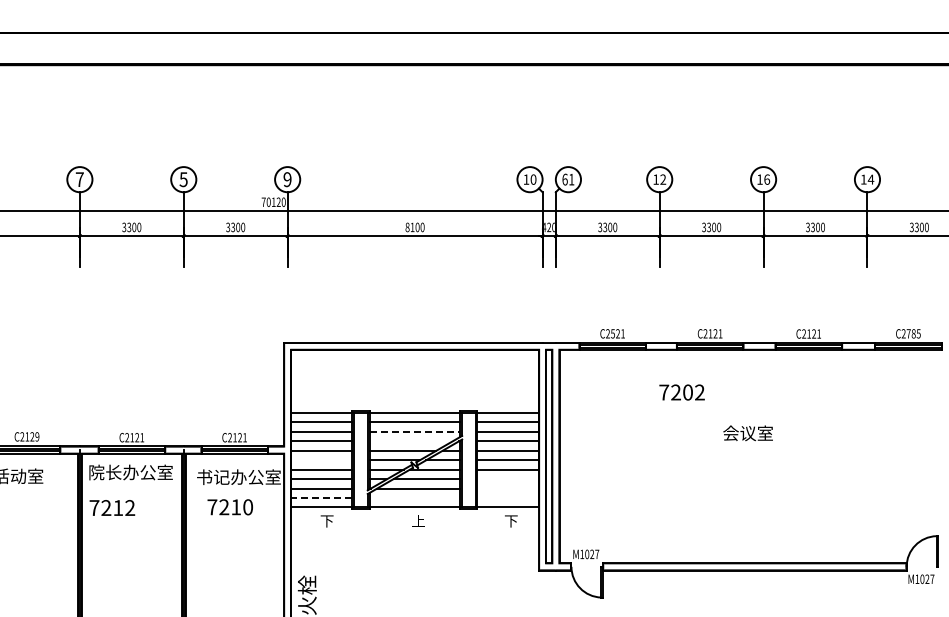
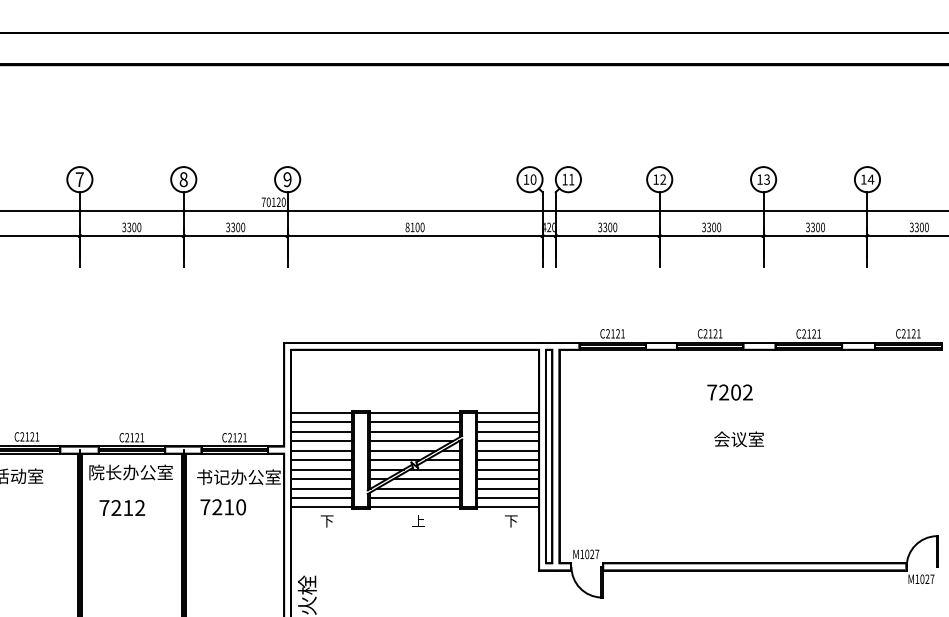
text: 5 -> 8 (183, 179)
text: 61 -> 11 (564, 179)
text: 16 -> 13 (767, 179)
text: C2521 -> C2121 (612, 333)
text: C2785 -> C2121 (913, 333)
text position: (681, 392) -> (729, 392) (729, 392)
line: dashed -> solid (415, 431)
text position: (747, 433) -> (738, 439) (738, 439)
text: C2129 -> C2121 (37, 436)
line: none -> present (410, 441)
line: none -> present (321, 460)
line: none -> present (507, 479)
line: none -> present (507, 488)
line: dashed -> solid (321, 498)
line: none -> present (414, 498)
line: none -> present (507, 498)
text position: (112, 507) -> (122, 507) (122, 507)
text position: (229, 507) -> (222, 507) (222, 507)
